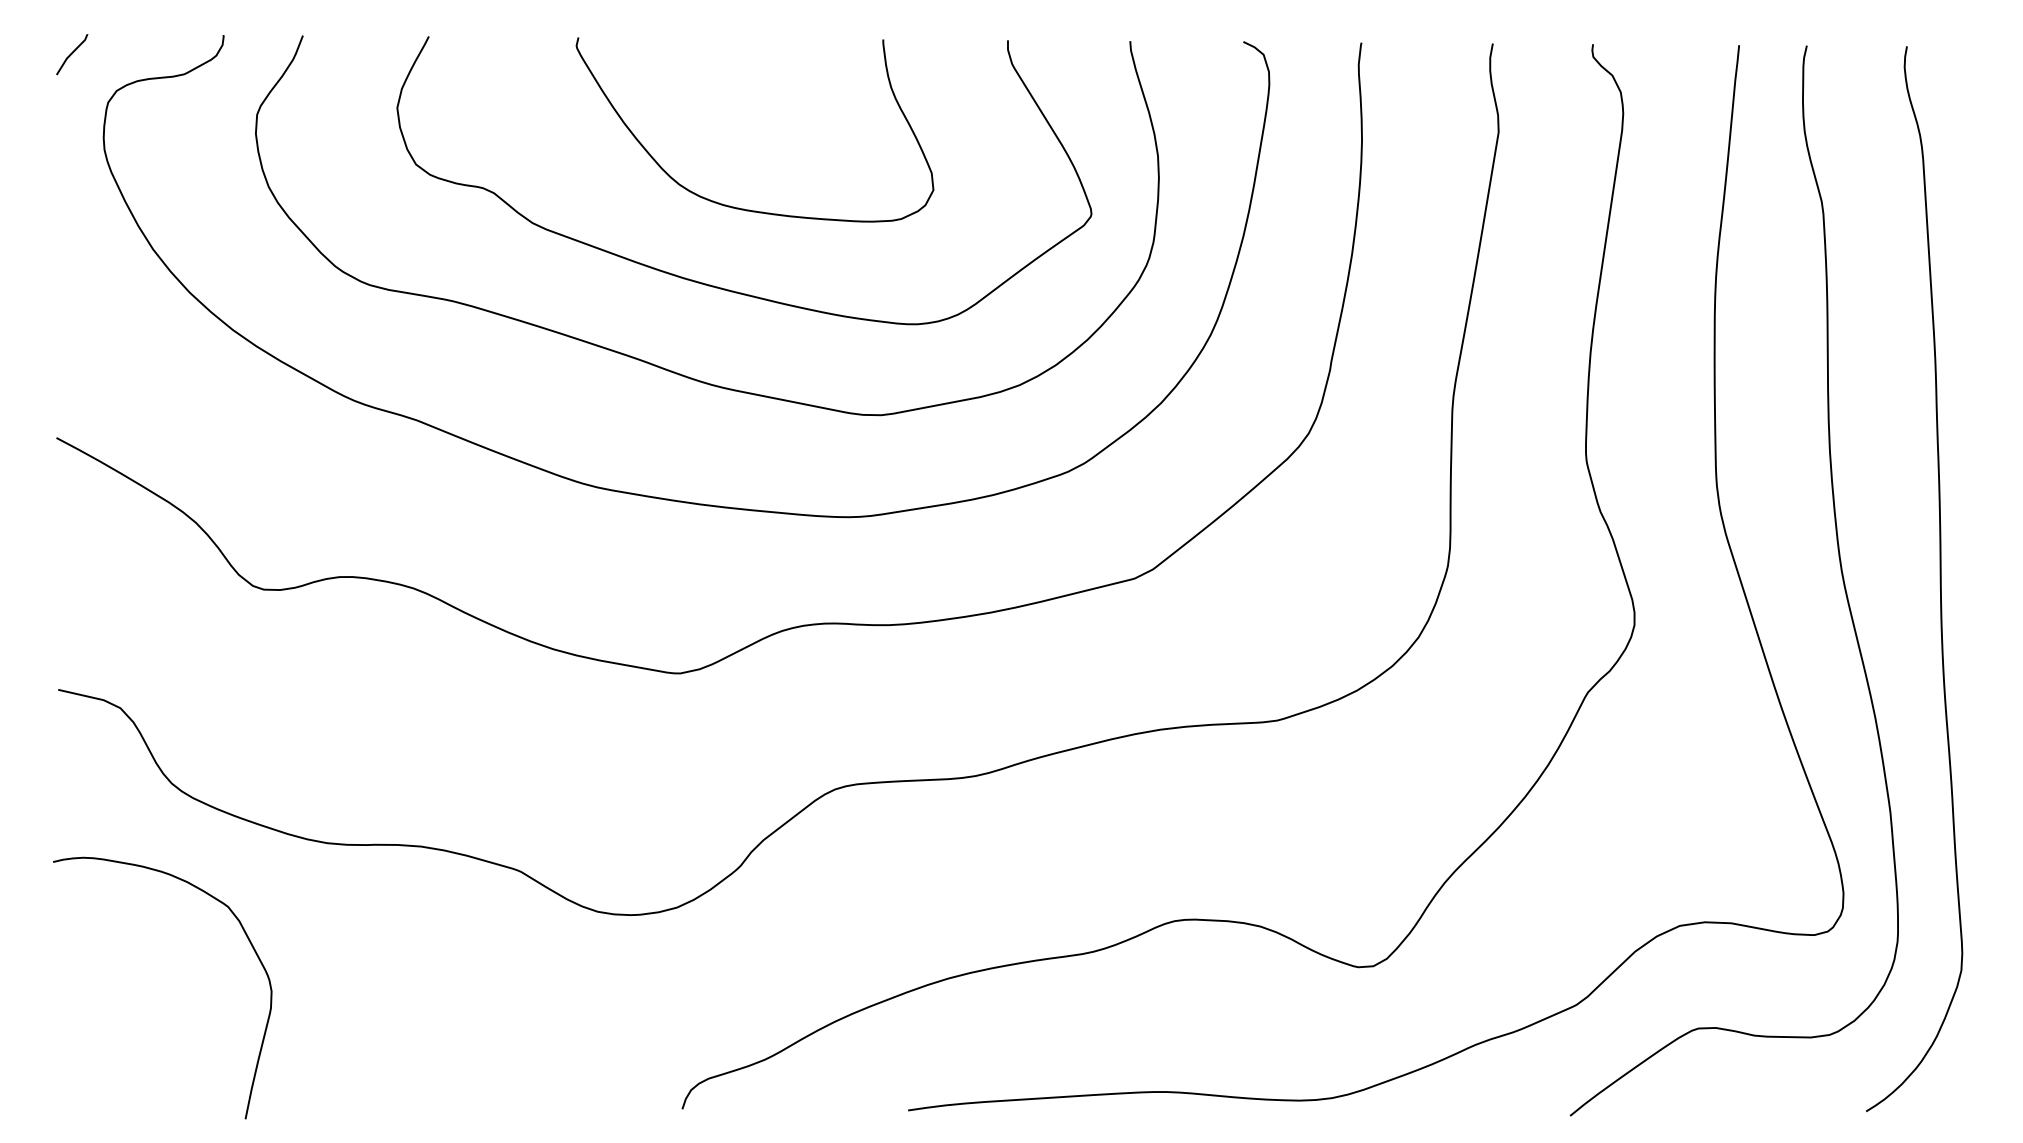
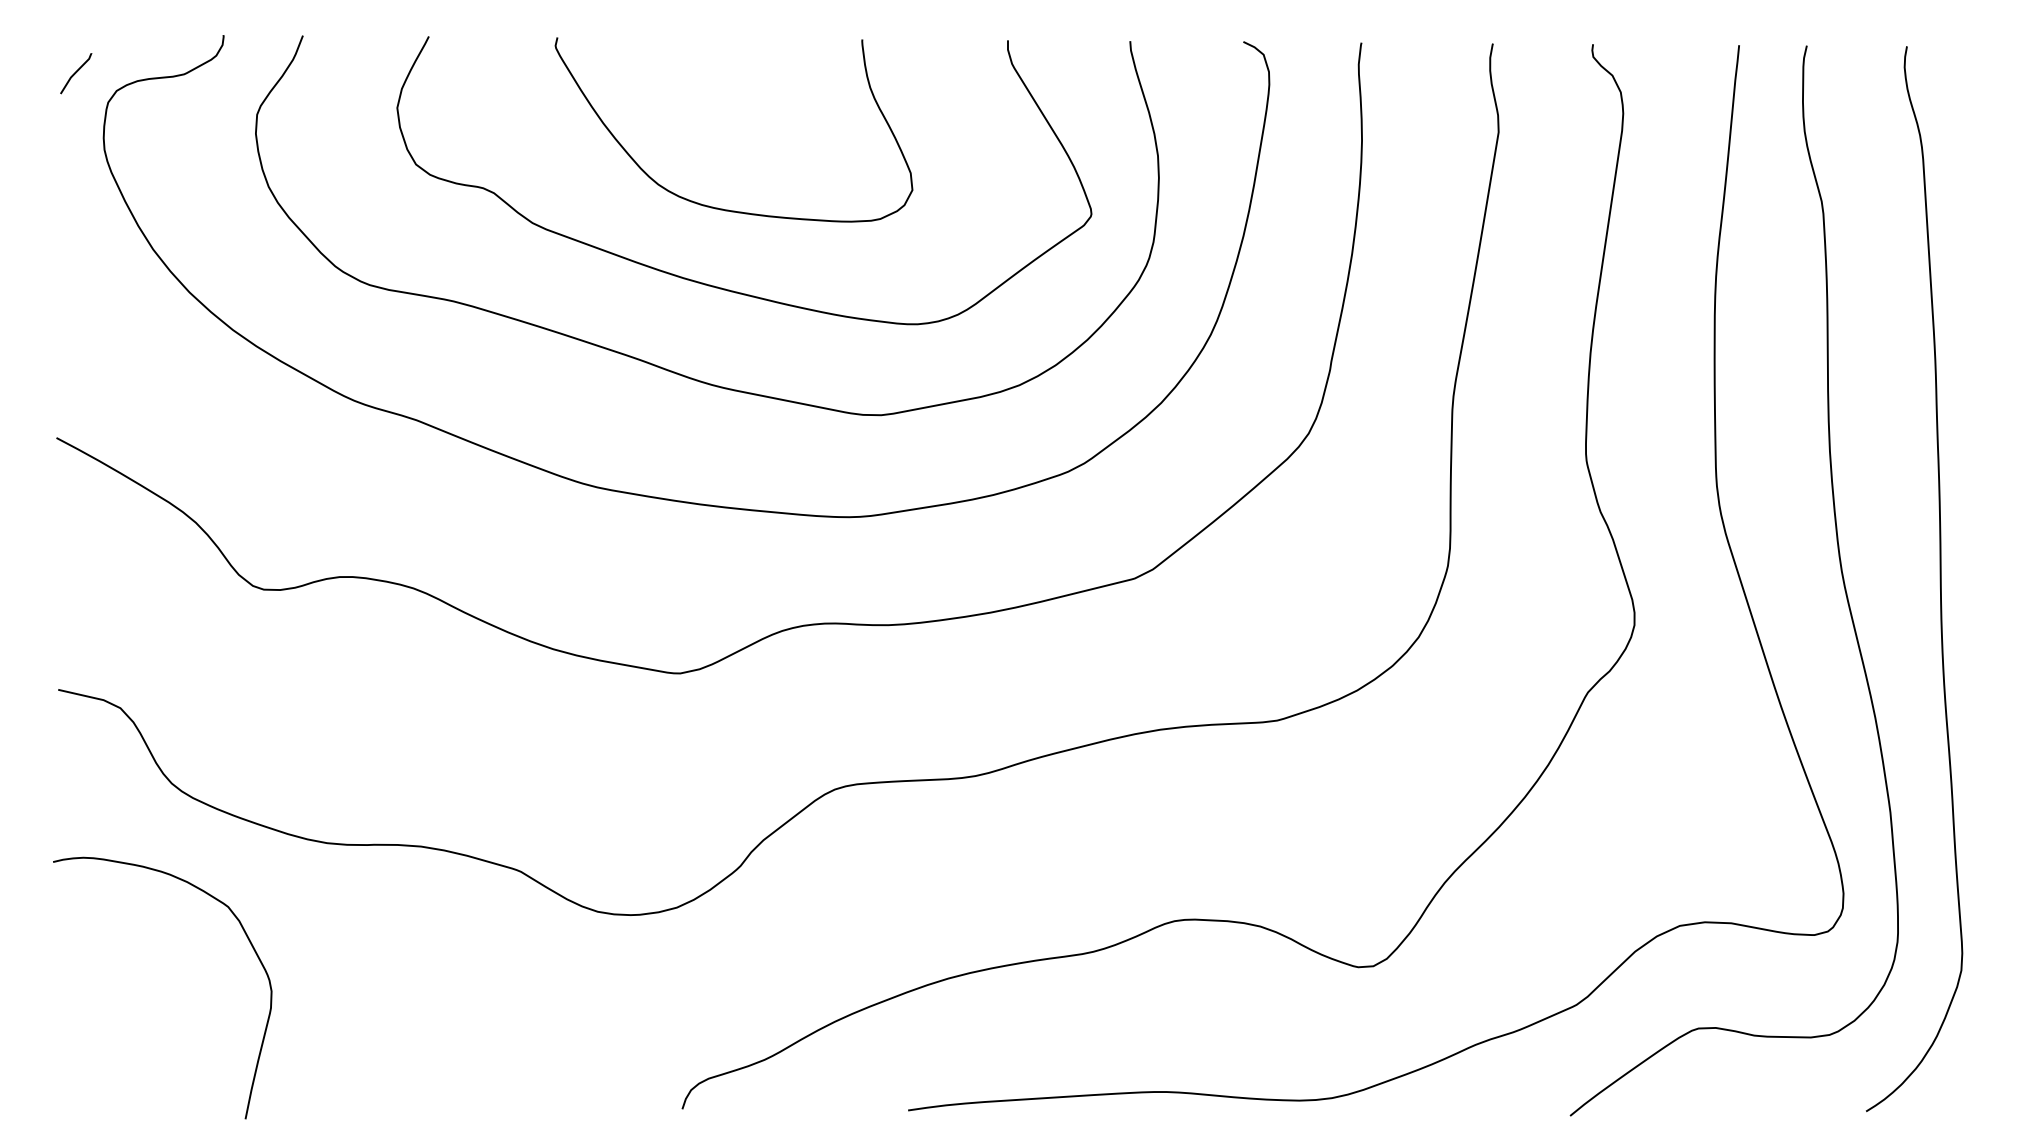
curve position: (72, 54) -> (76, 73) (76, 73)
curve position: (734, 206) -> (713, 206) (713, 206)
